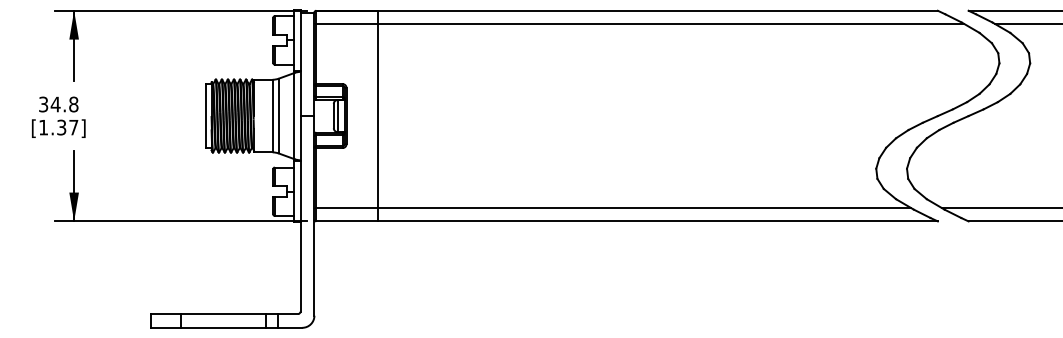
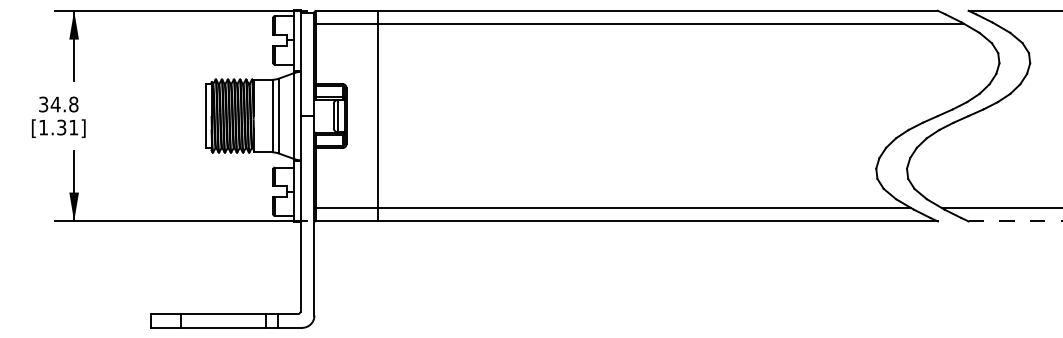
line: present -> none (1027, 24)
text: [1.37] -> [1.31] (73, 127)
line: solid -> dashed (1015, 221)
